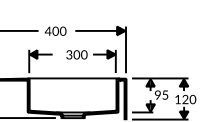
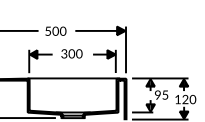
text: 400 -> 500 (47, 30)
text position: (76, 54) -> (71, 53) (71, 53)
